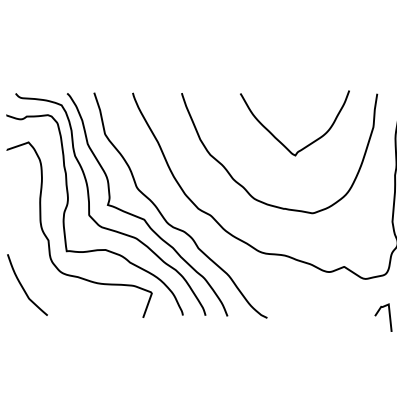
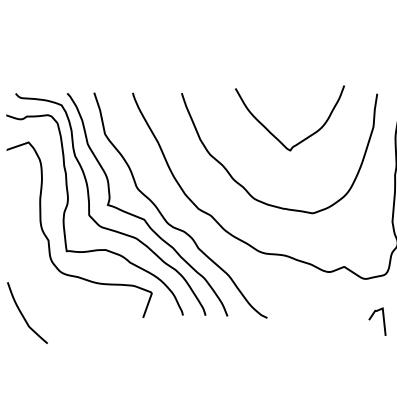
curve position: (278, 139) -> (273, 134) (273, 134)
curve position: (23, 287) -> (23, 315) (23, 315)
curve position: (388, 314) -> (382, 318) (382, 318)
